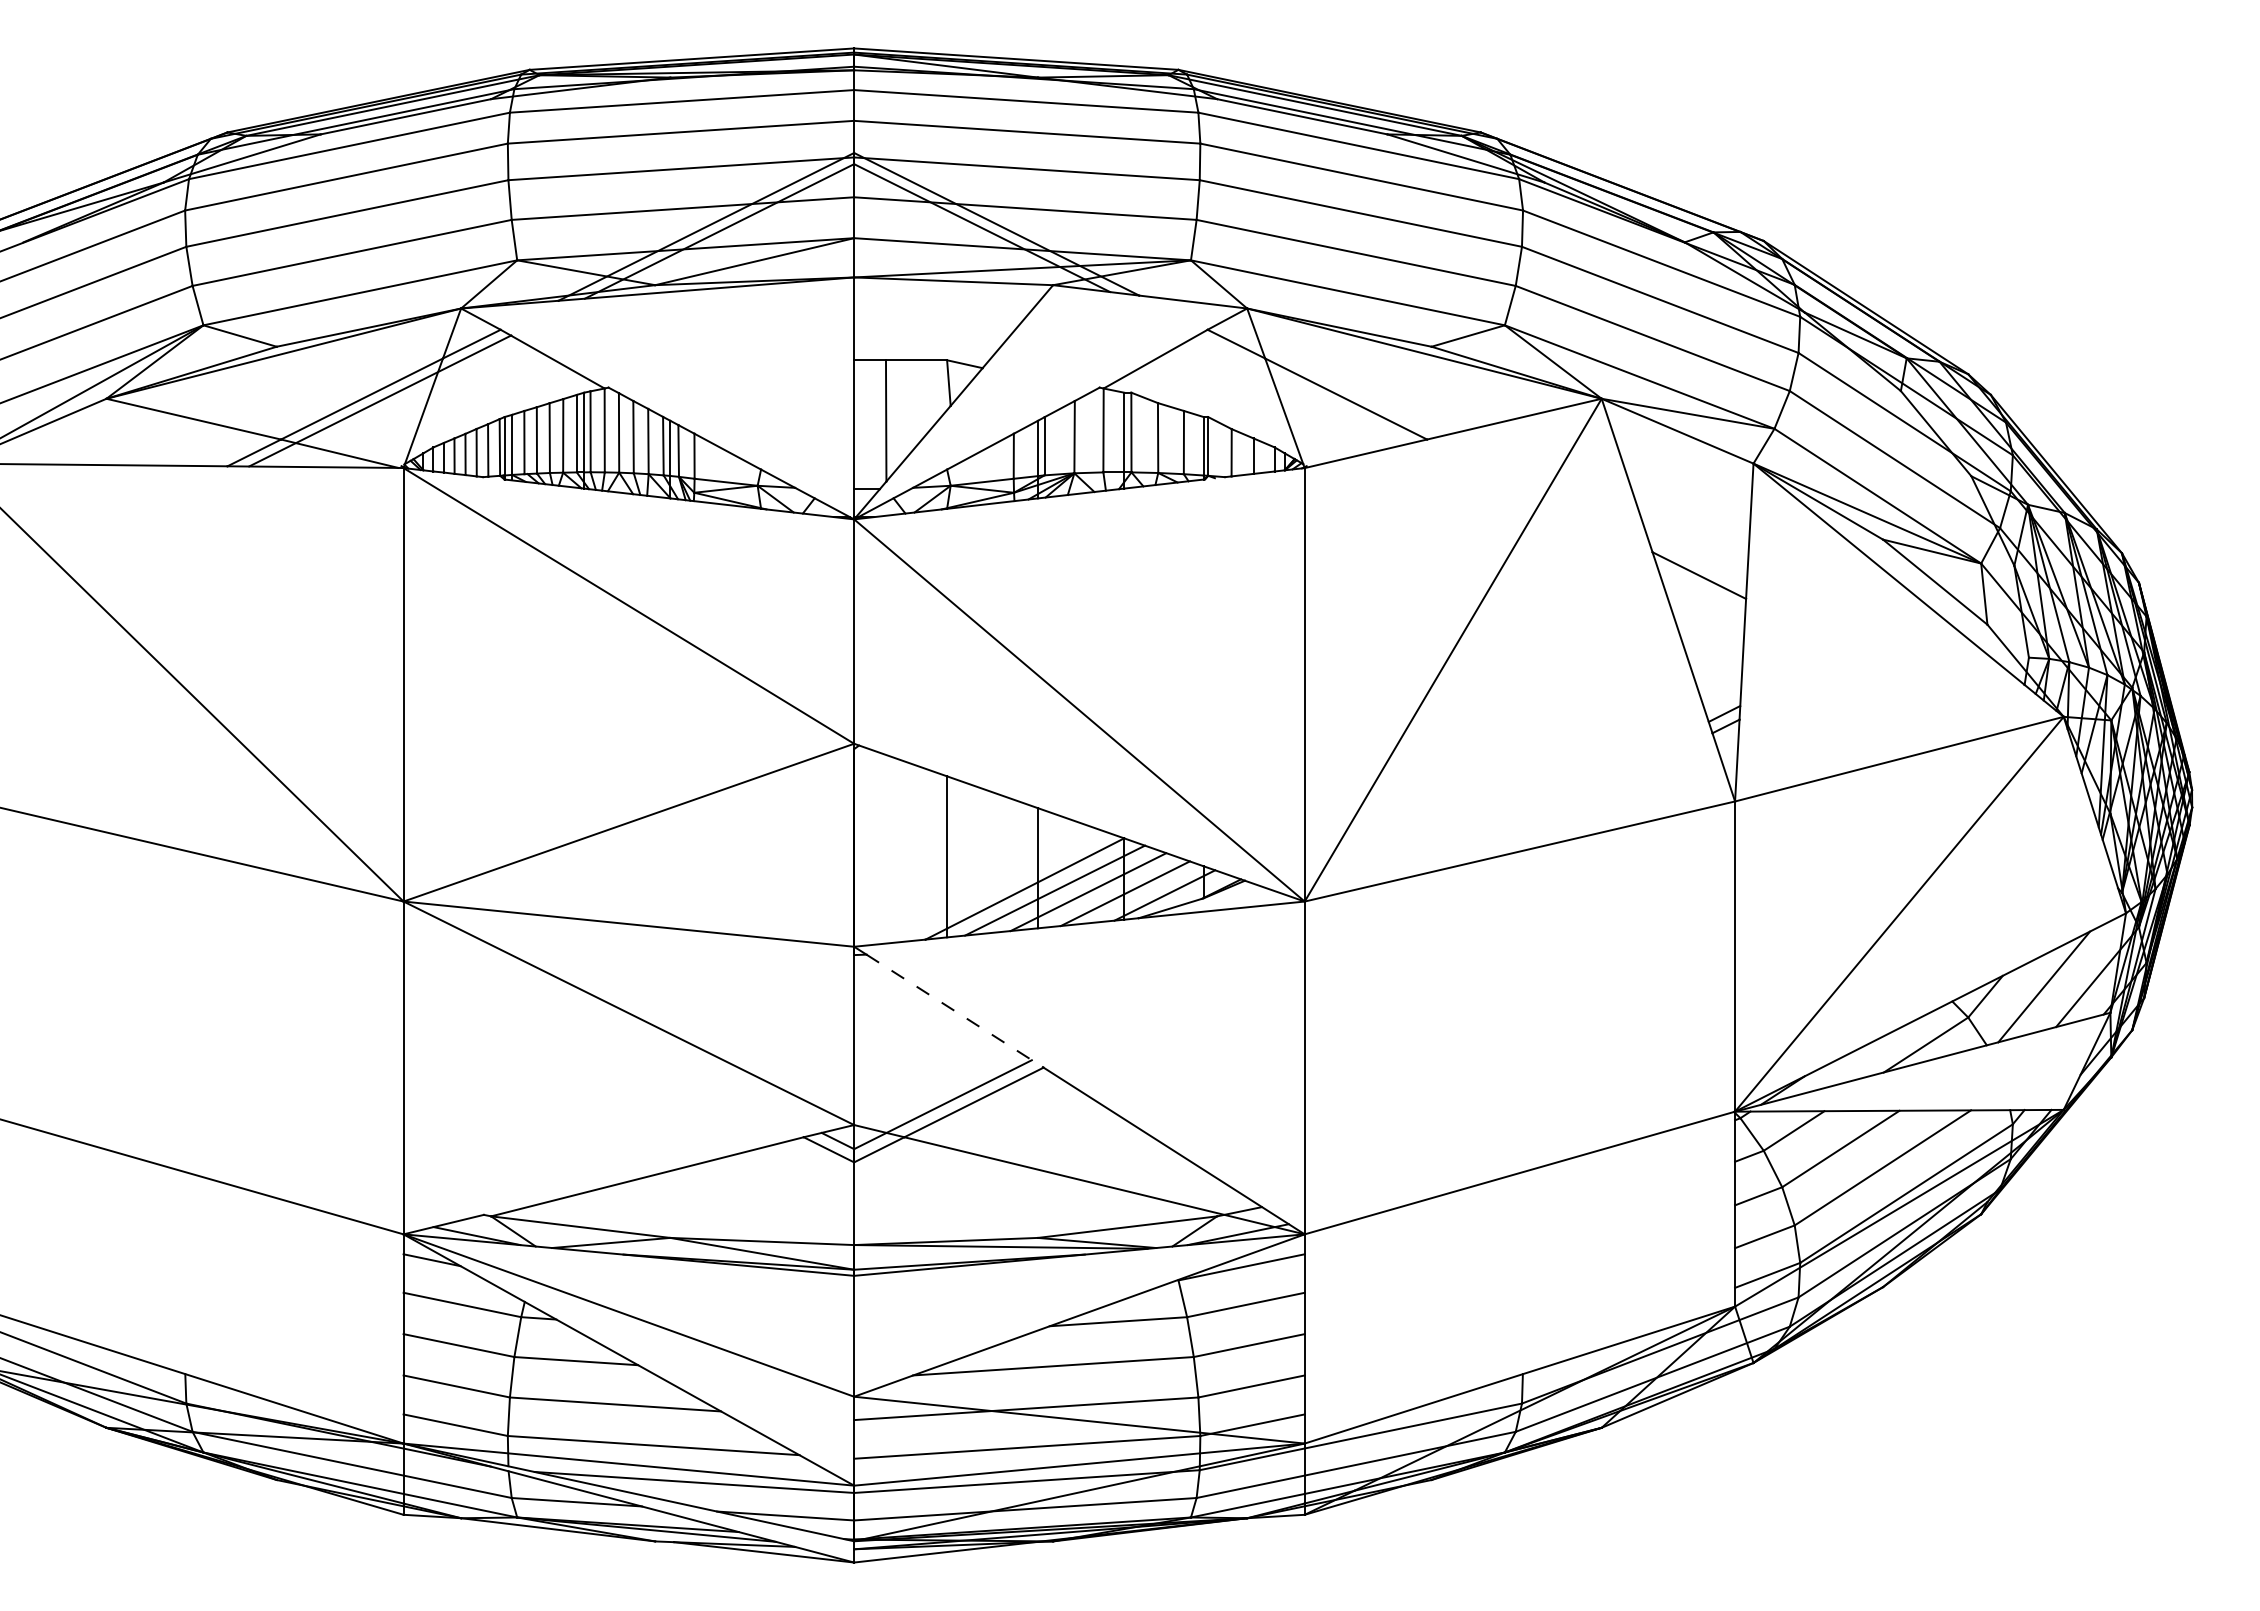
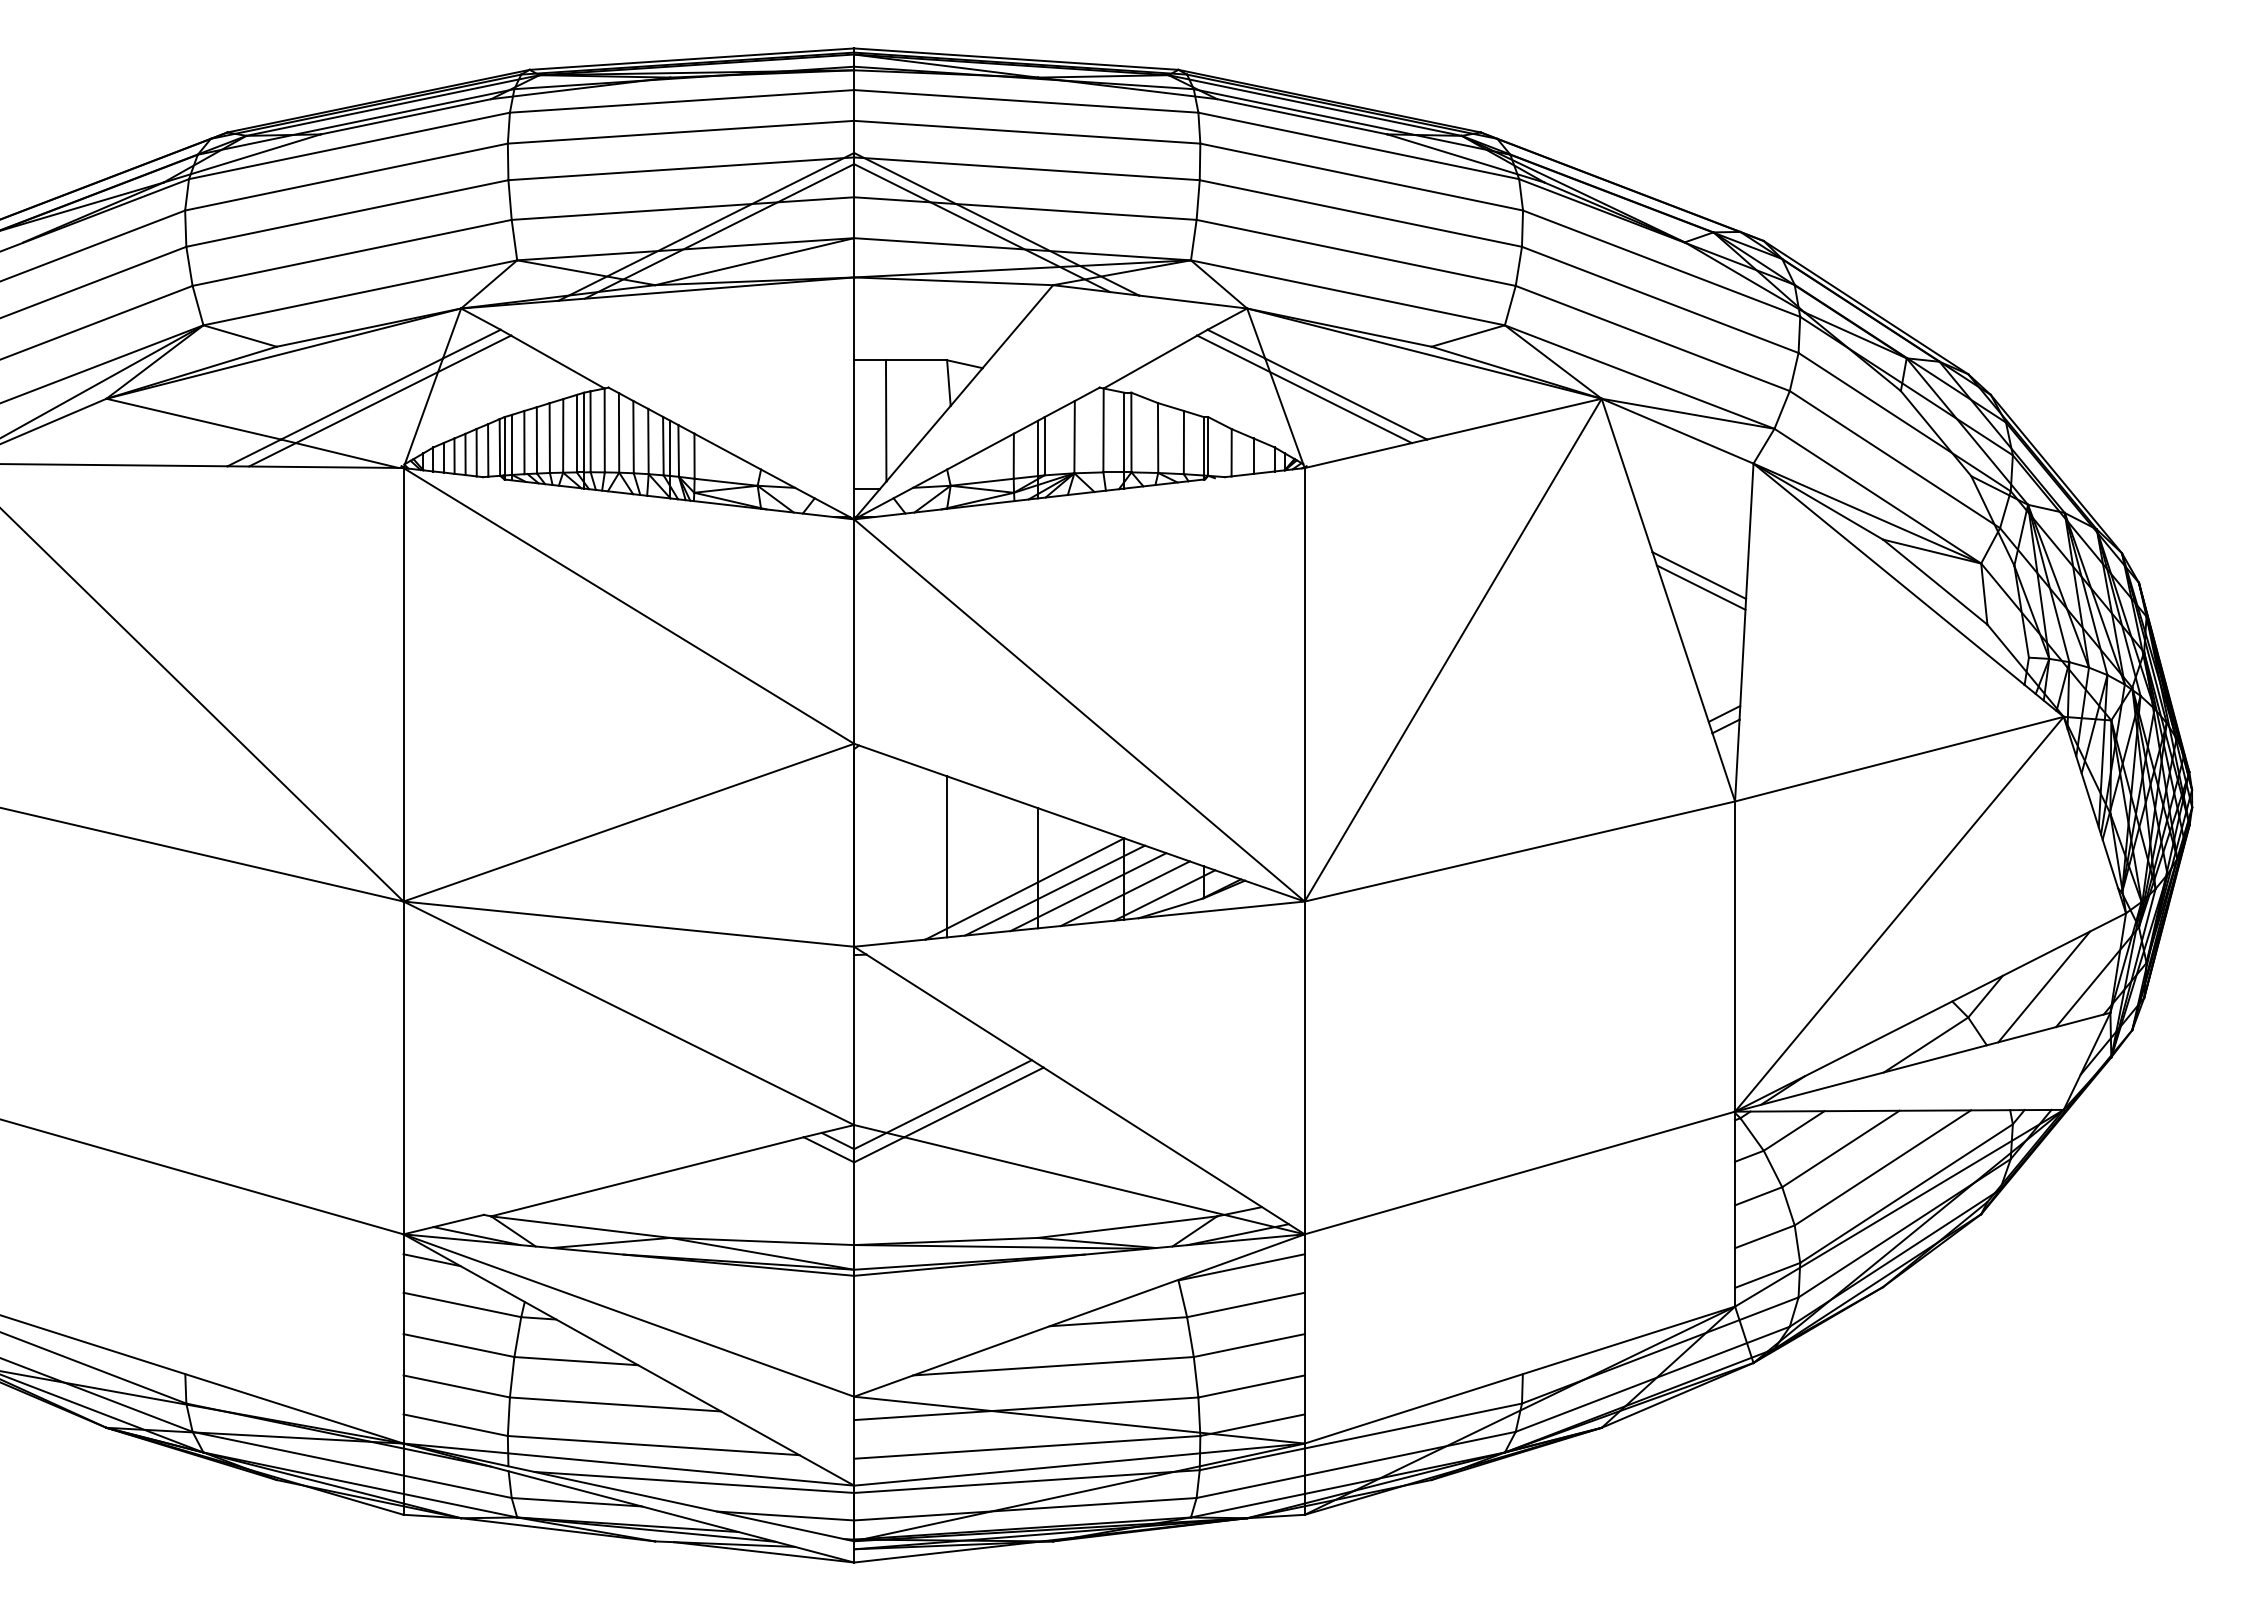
line: none -> present (1303, 389)
line: none -> present (1700, 587)
line: dashed -> solid (955, 1011)
